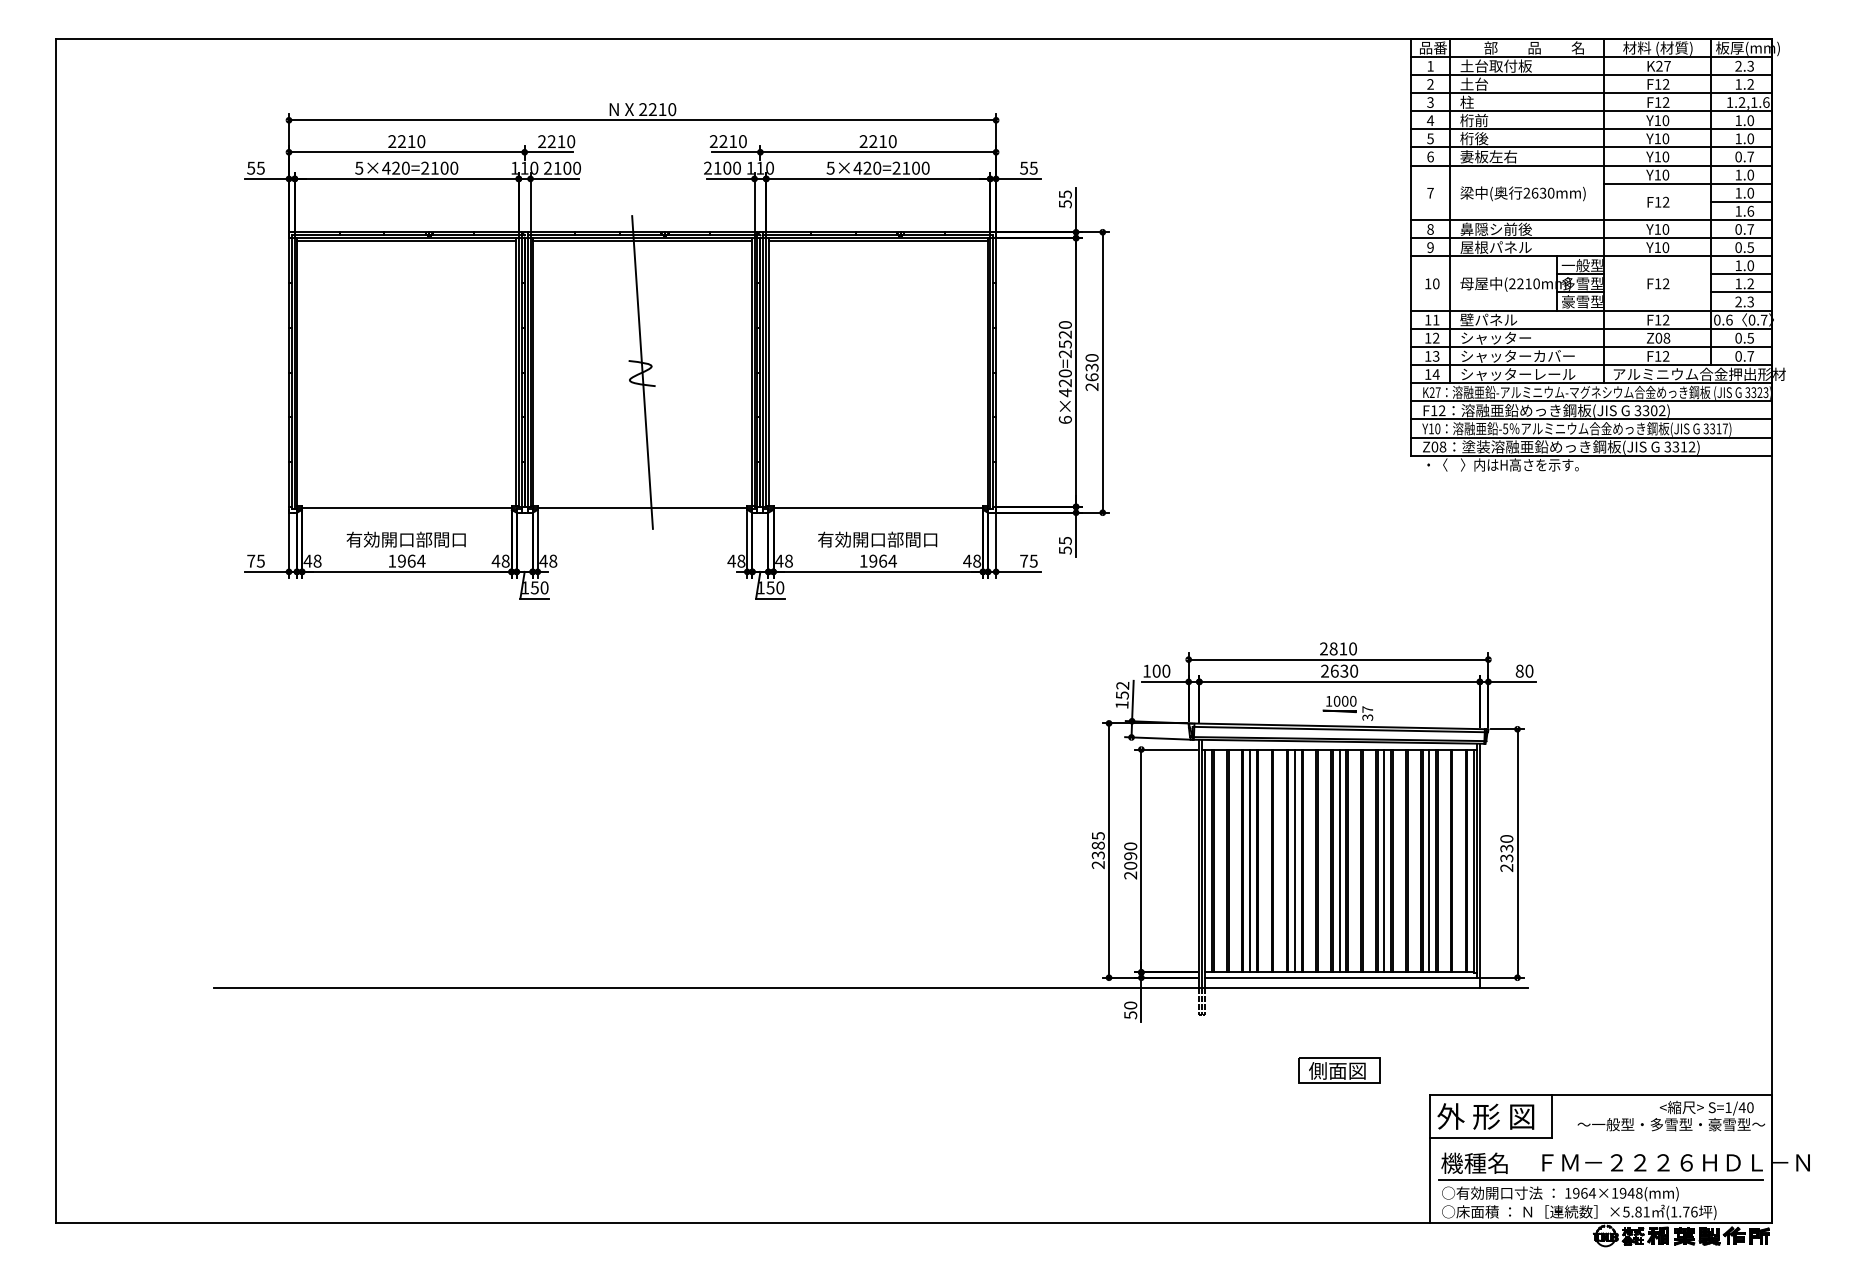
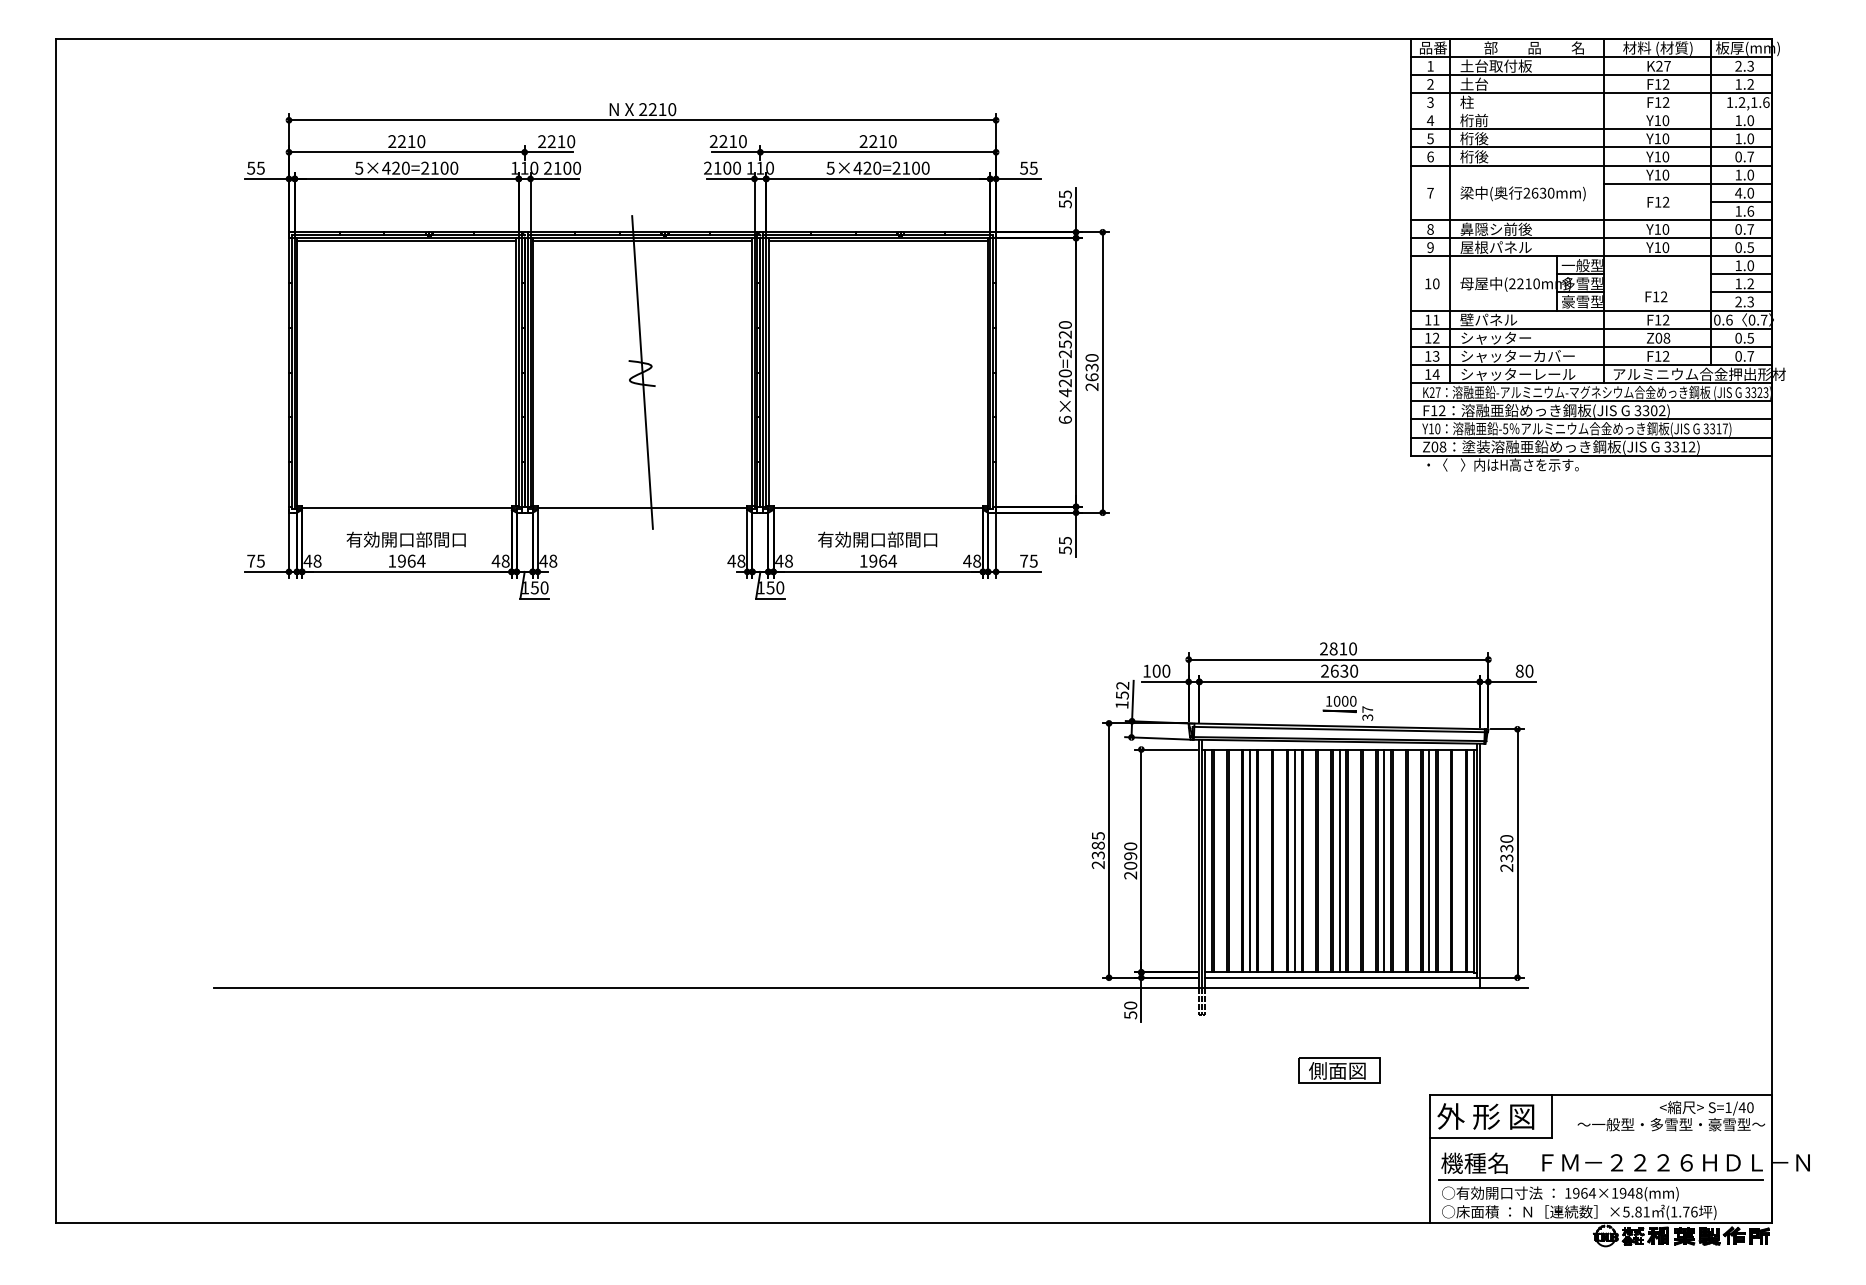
line: present -> none (1591, 111)
text: 妻板左右 -> 桁後 (1488, 156)
text: 1.0 -> 4.0 (1738, 193)
text position: (1658, 283) -> (1656, 296) (1656, 296)
